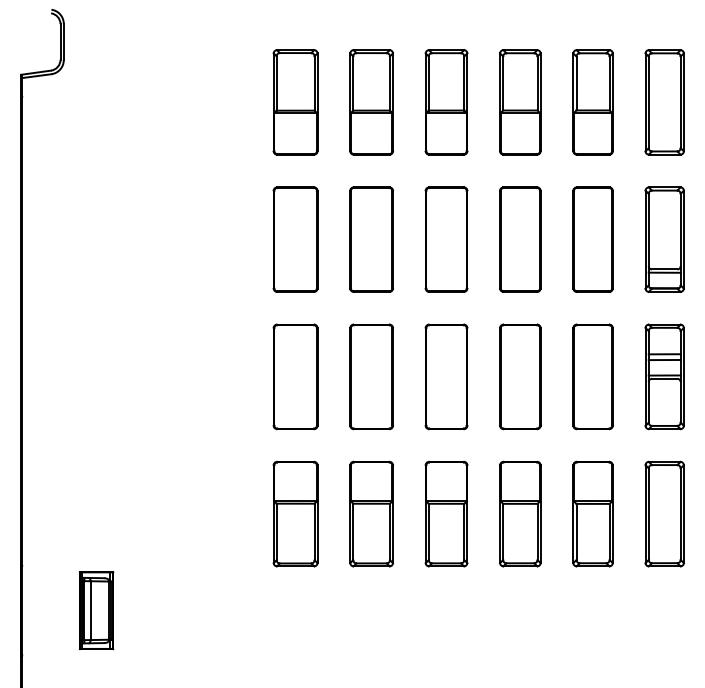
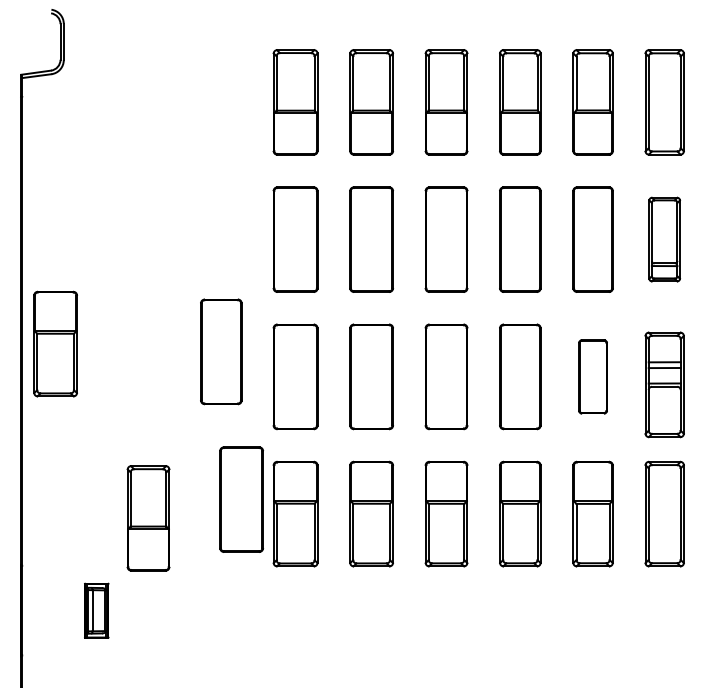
part size: 41x107 px -> 34x87 px (664, 239)
part: none -> present (55, 343)
part: none -> present (221, 351)
part size: 42x108 px -> 30x76 px (592, 376)
part position: (664, 376) -> (664, 384) (664, 384)
part: none -> present (241, 499)
part: none -> present (148, 518)
part size: 36x80 px -> 26x57 px (96, 610)
